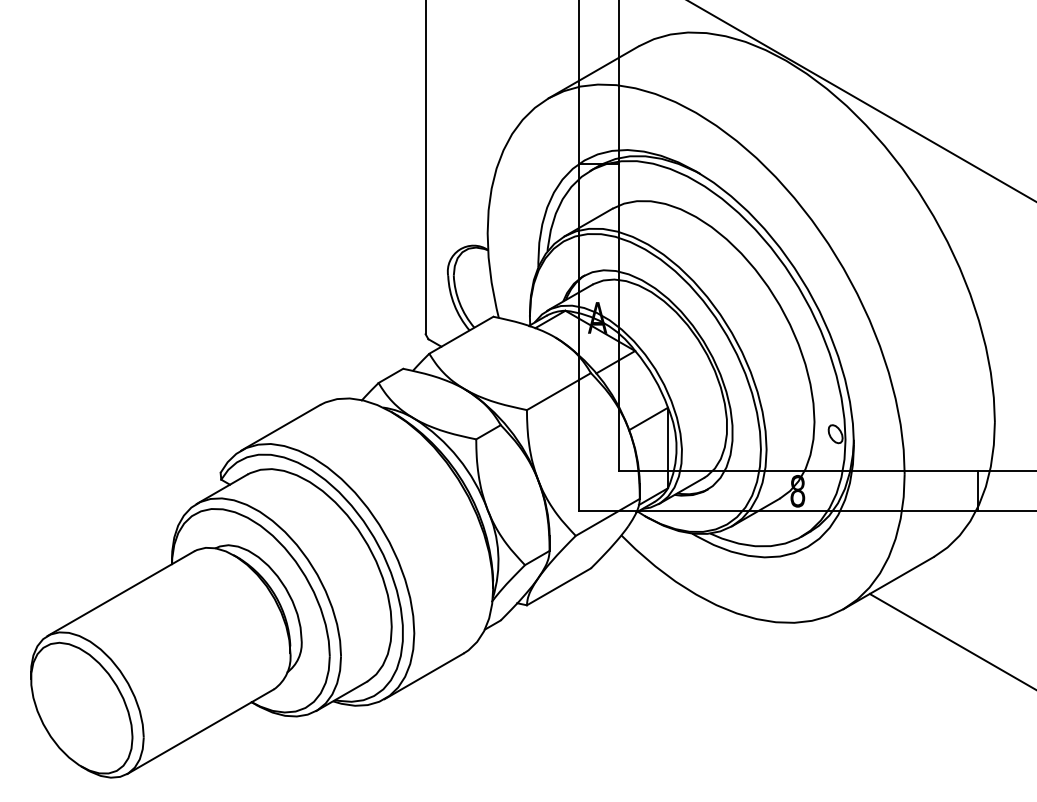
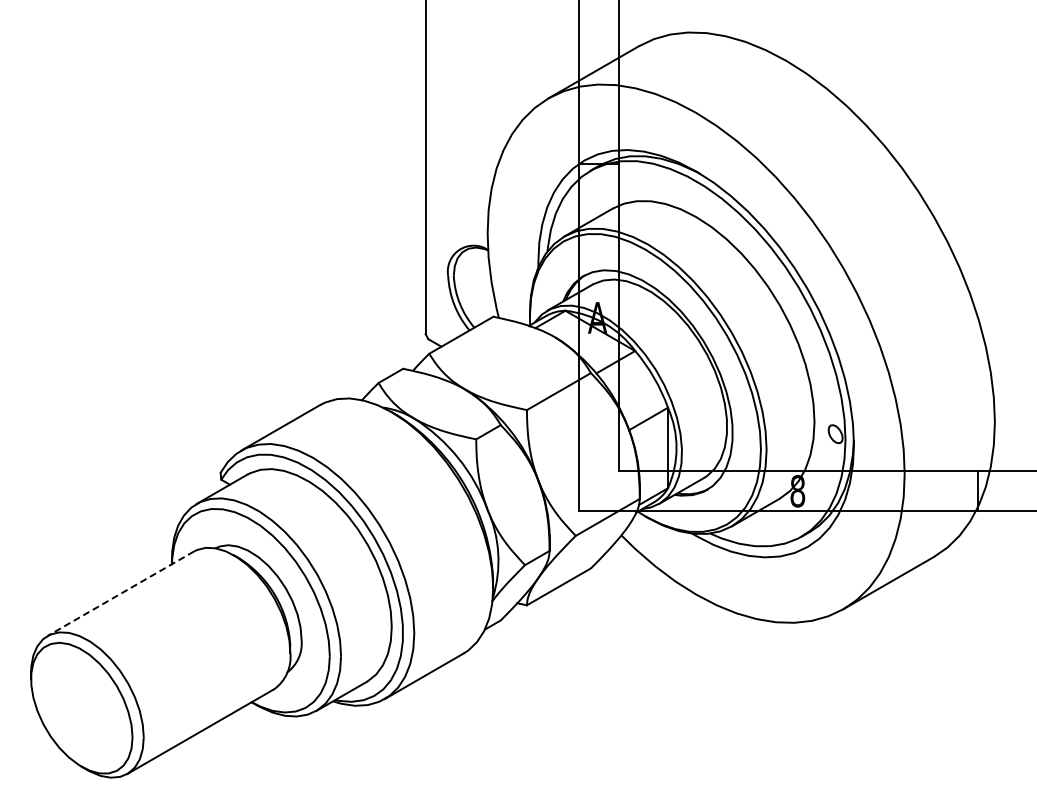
line: present -> none (861, 101)
line: solid -> dashed (120, 593)
line: present -> none (951, 640)
